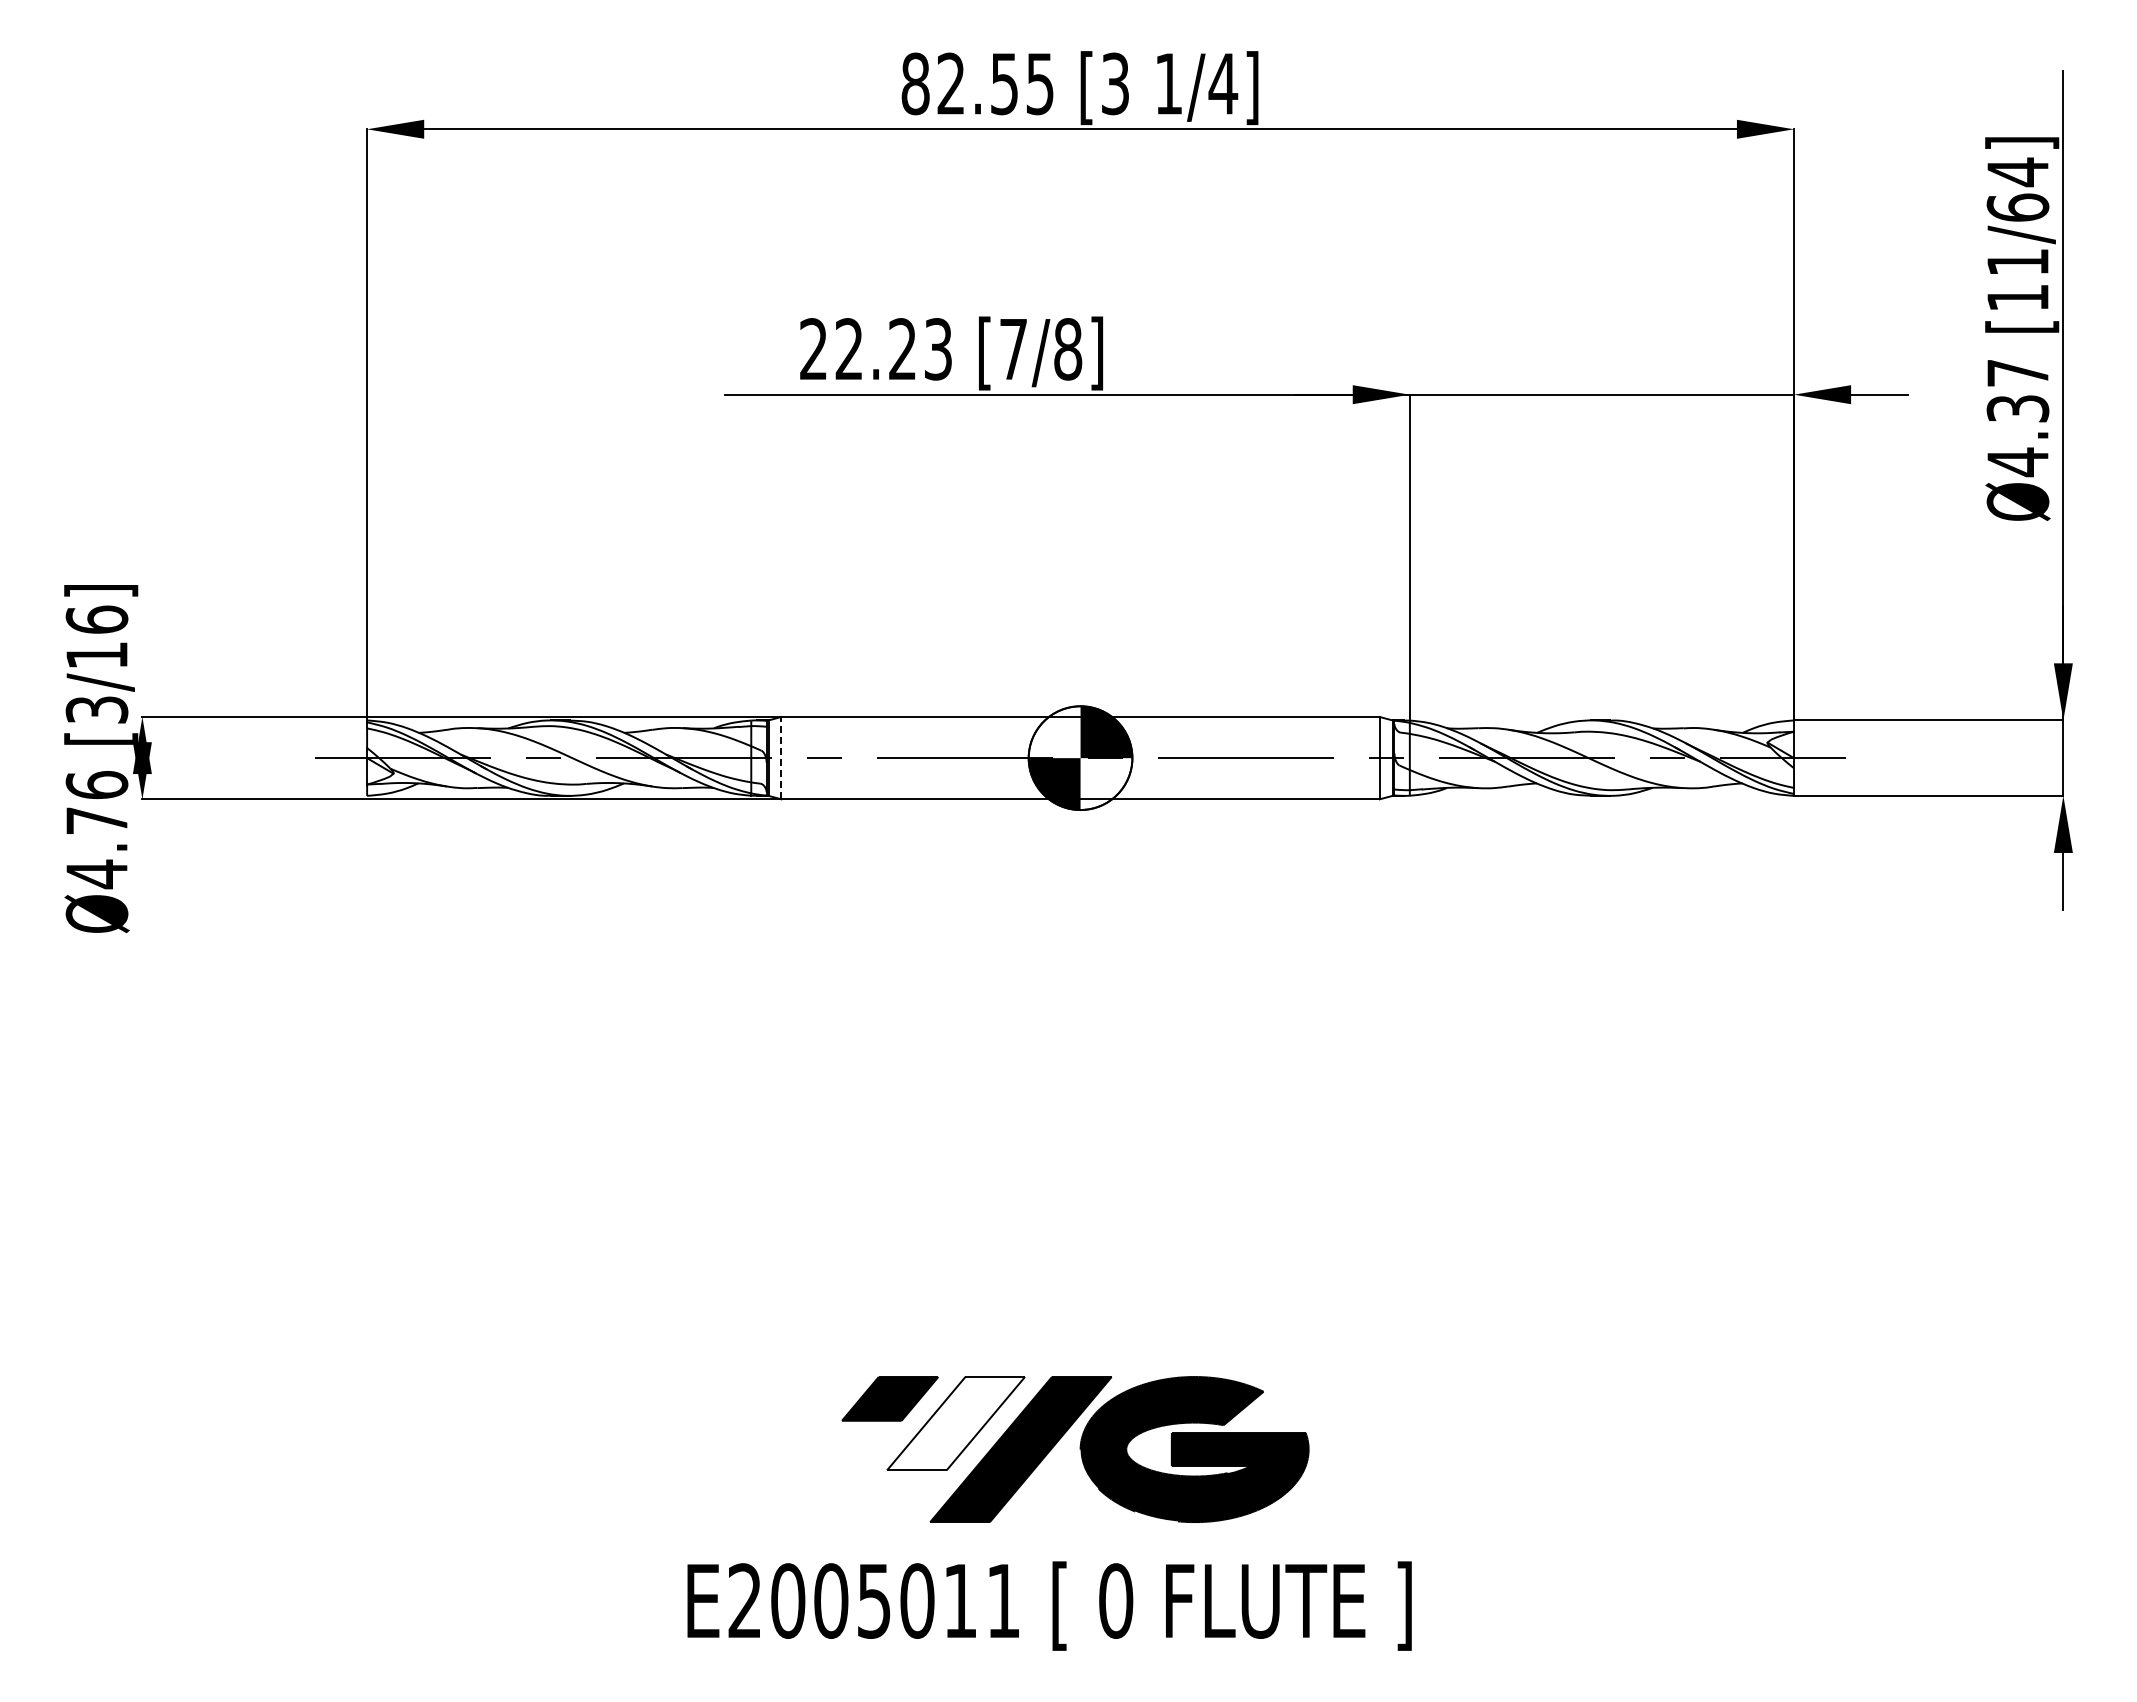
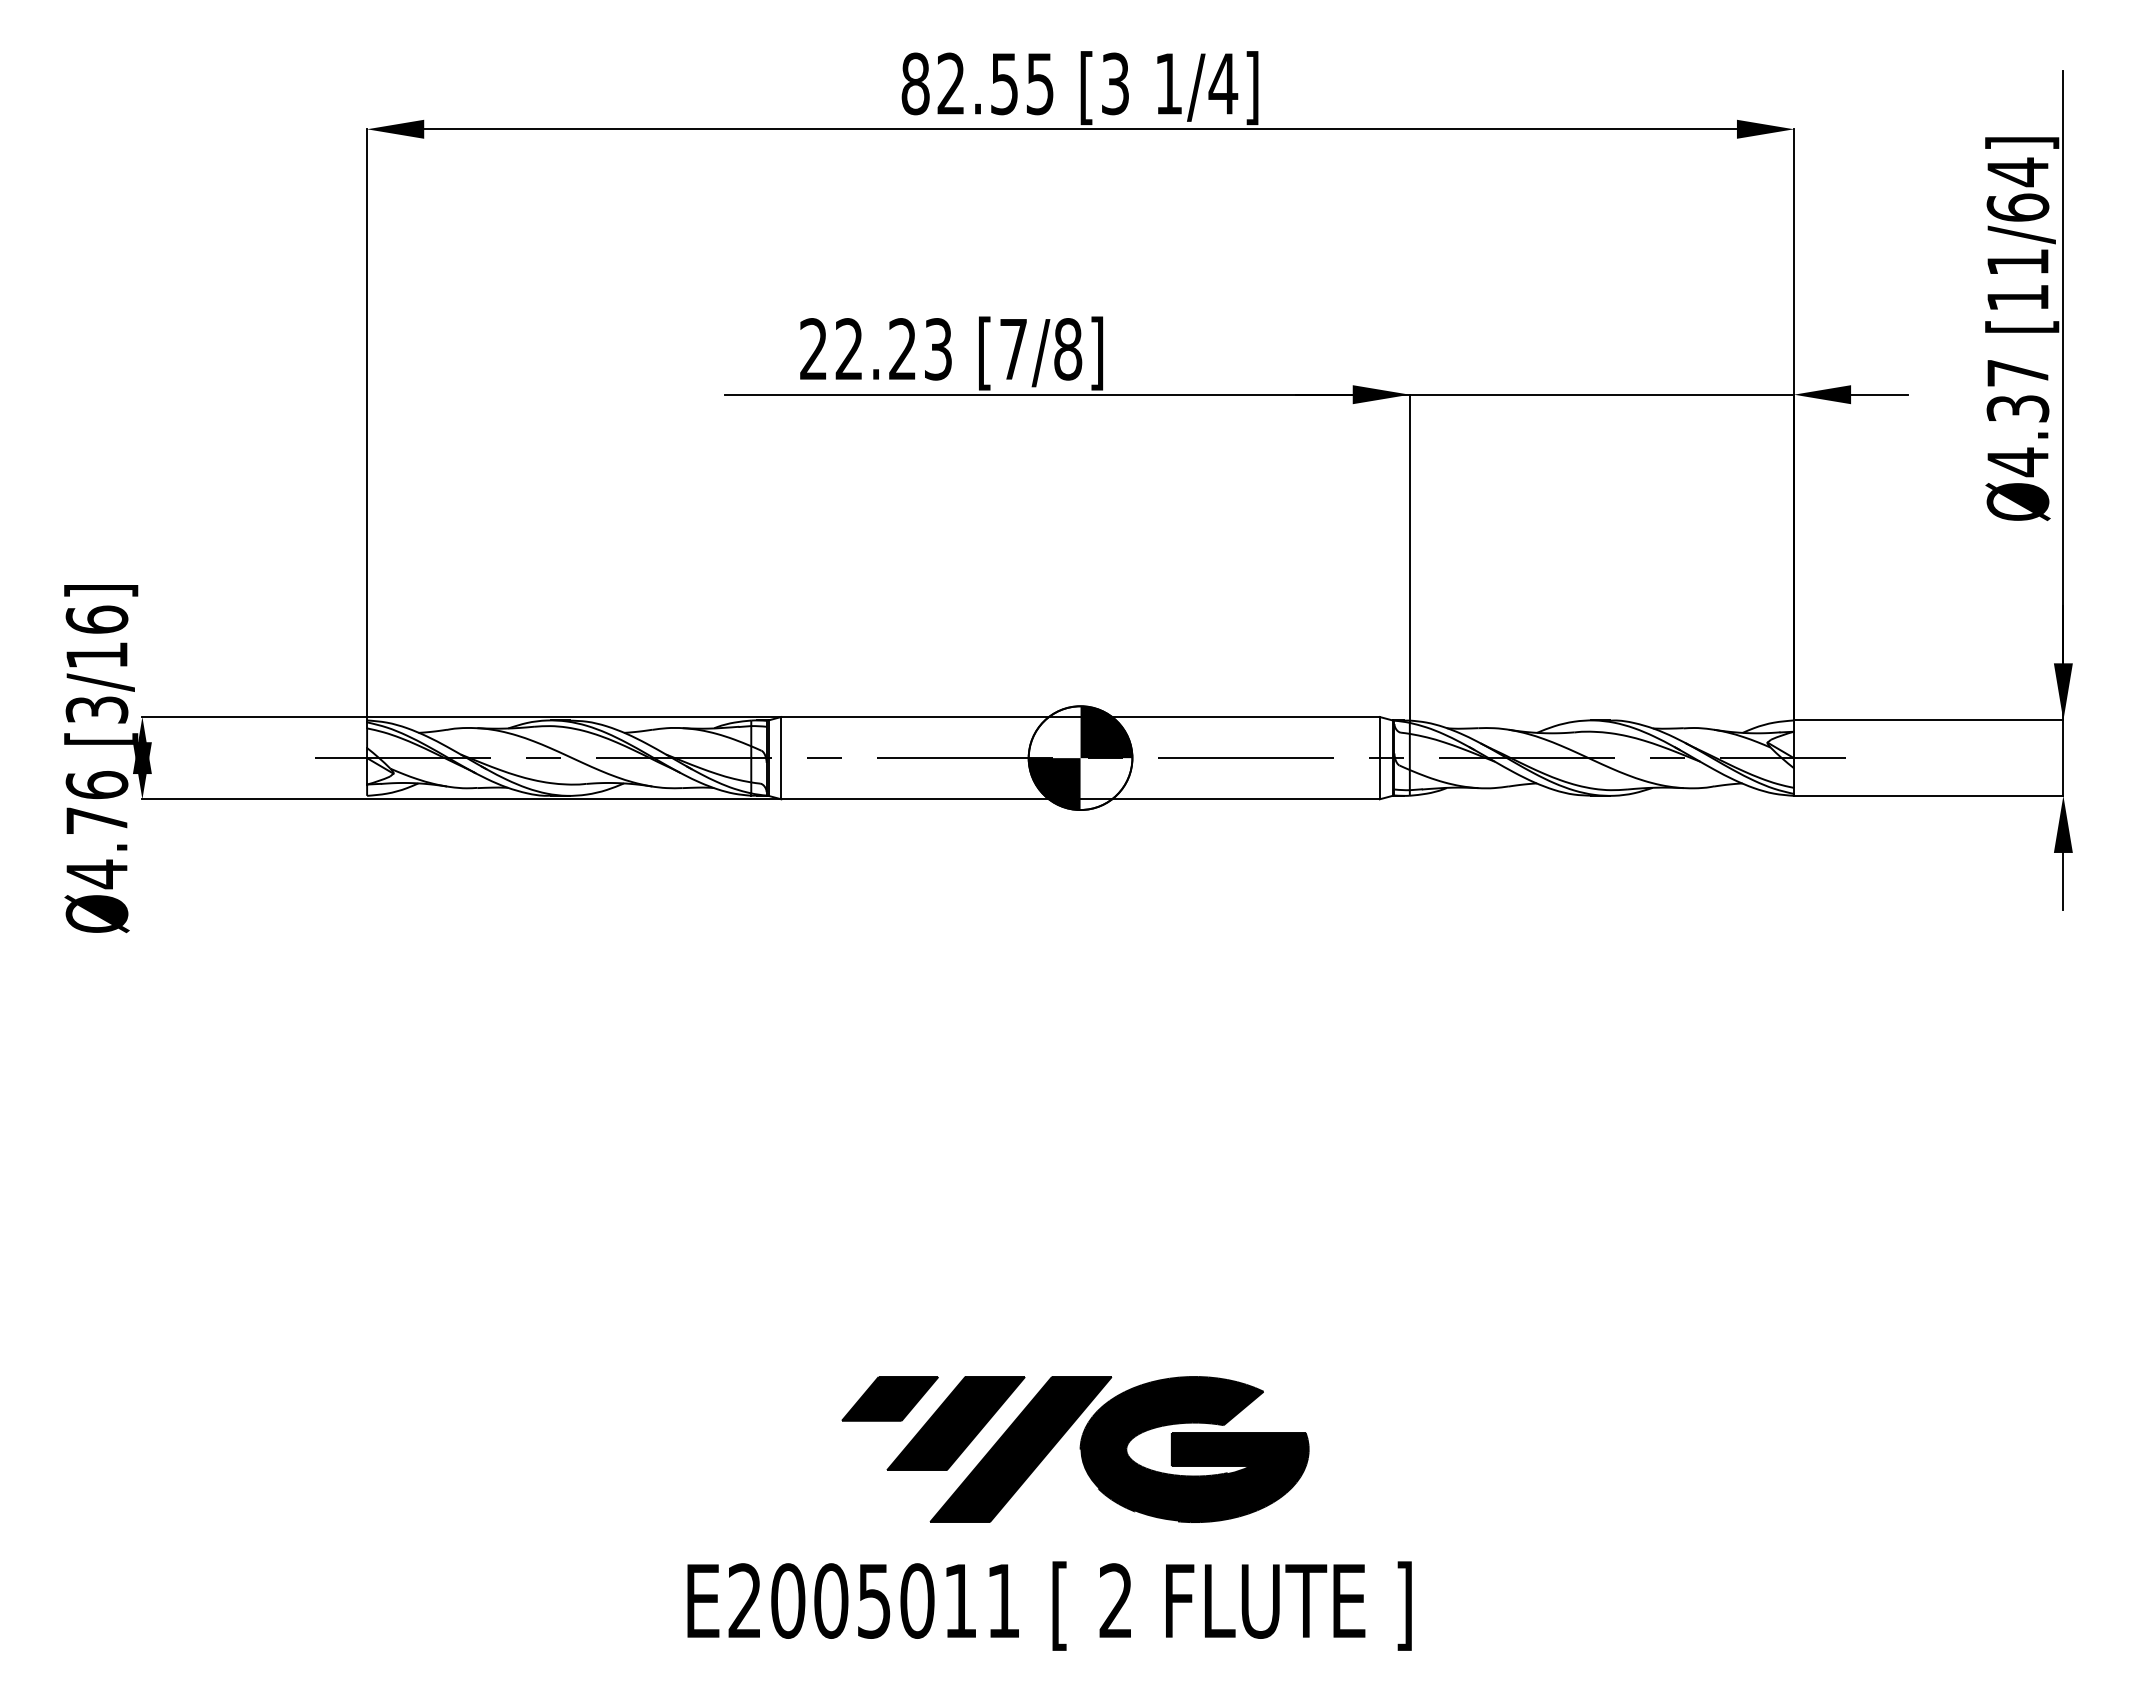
line: dashed -> solid (781, 757)
fill: none -> present (956, 1423)
text: 0 -> 2 (1116, 1600)
